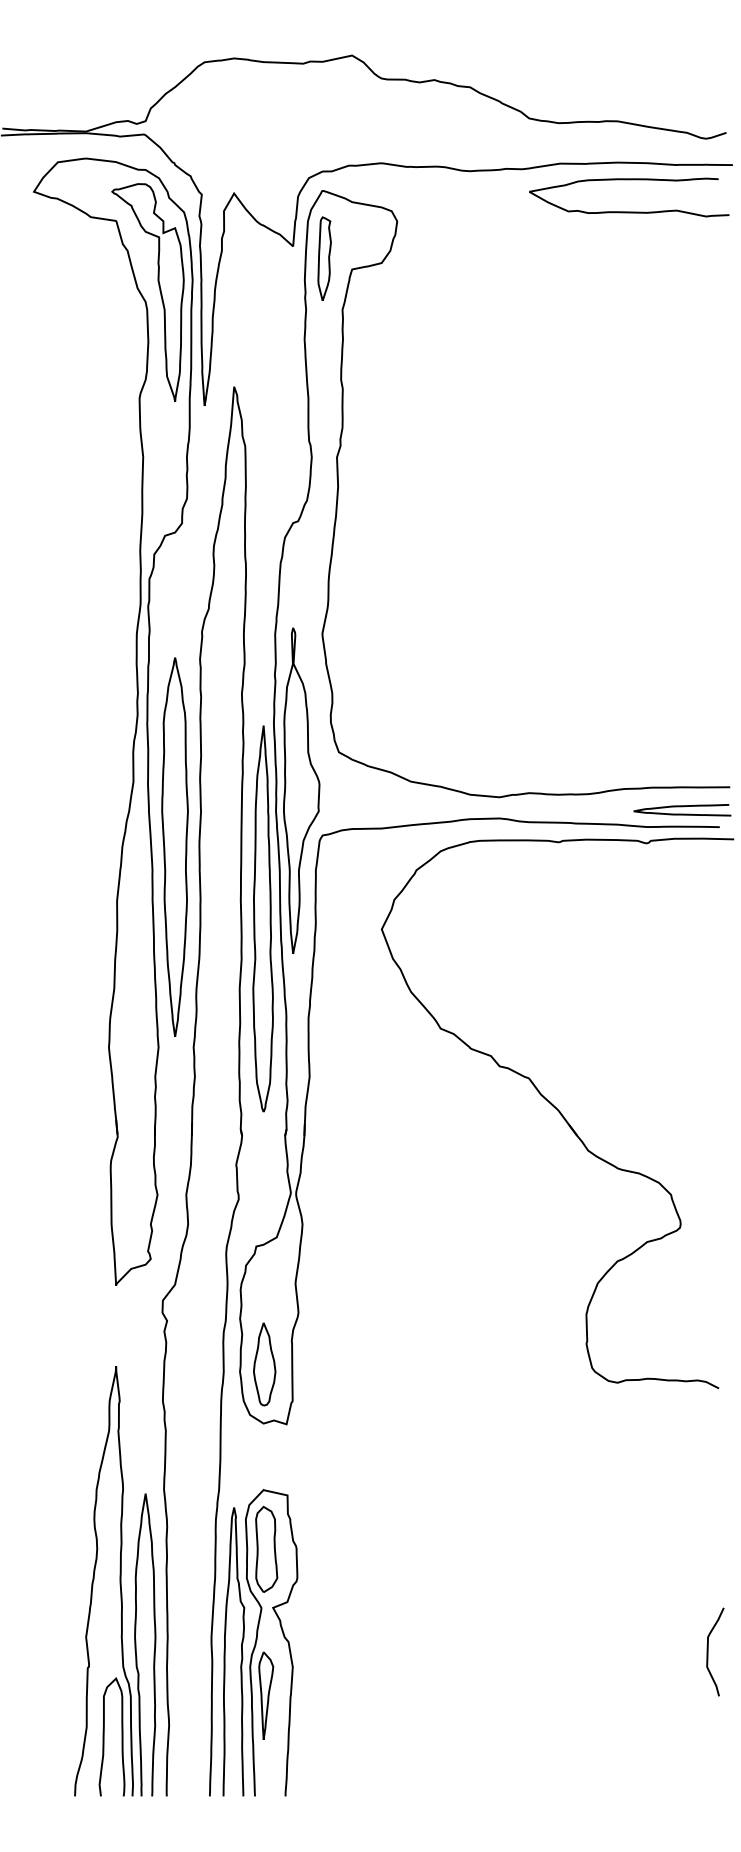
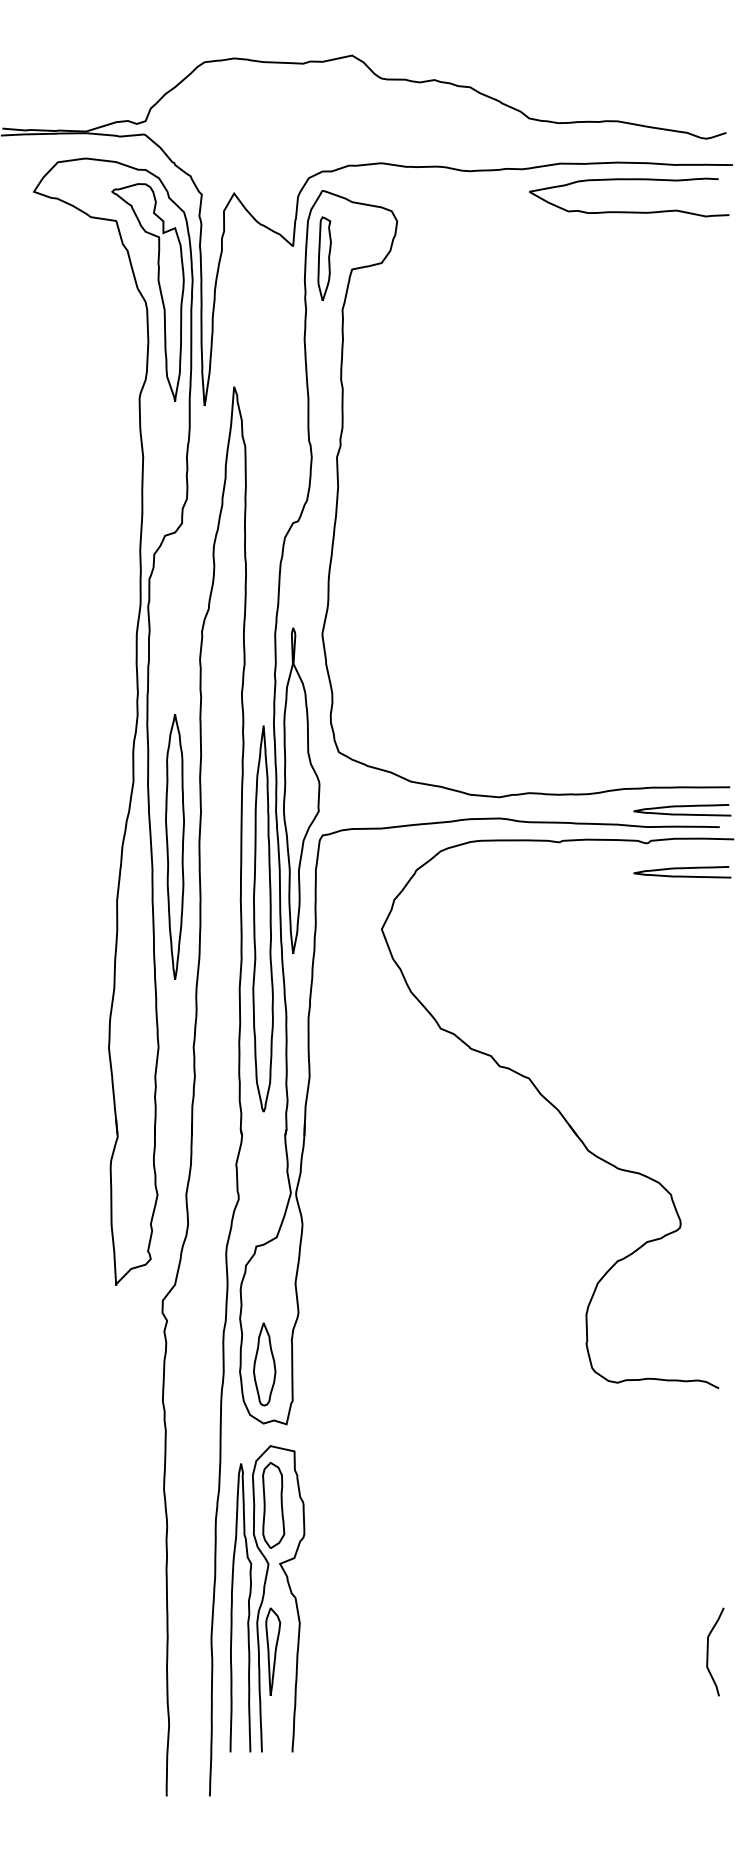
part size: 28x380 px -> 20x266 px (174, 846)
curve: none -> present (682, 869)
part: present -> none (115, 1581)
part position: (260, 1642) -> (267, 1598) (267, 1598)
